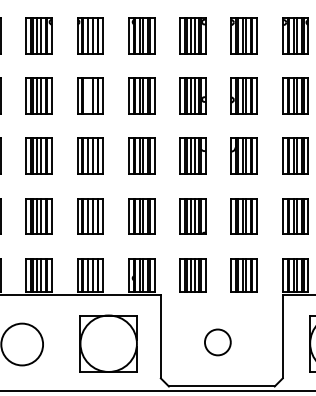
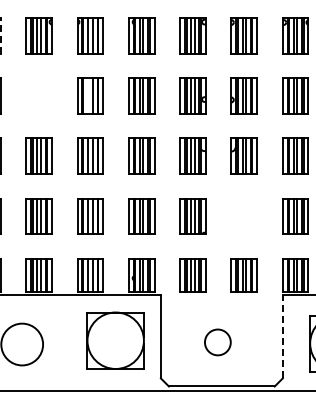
line: solid -> dashed (0, 36)
part: present -> none (38, 95)
part: present -> none (243, 216)
line: solid -> dashed (282, 336)
part position: (108, 343) -> (115, 340) (115, 340)
